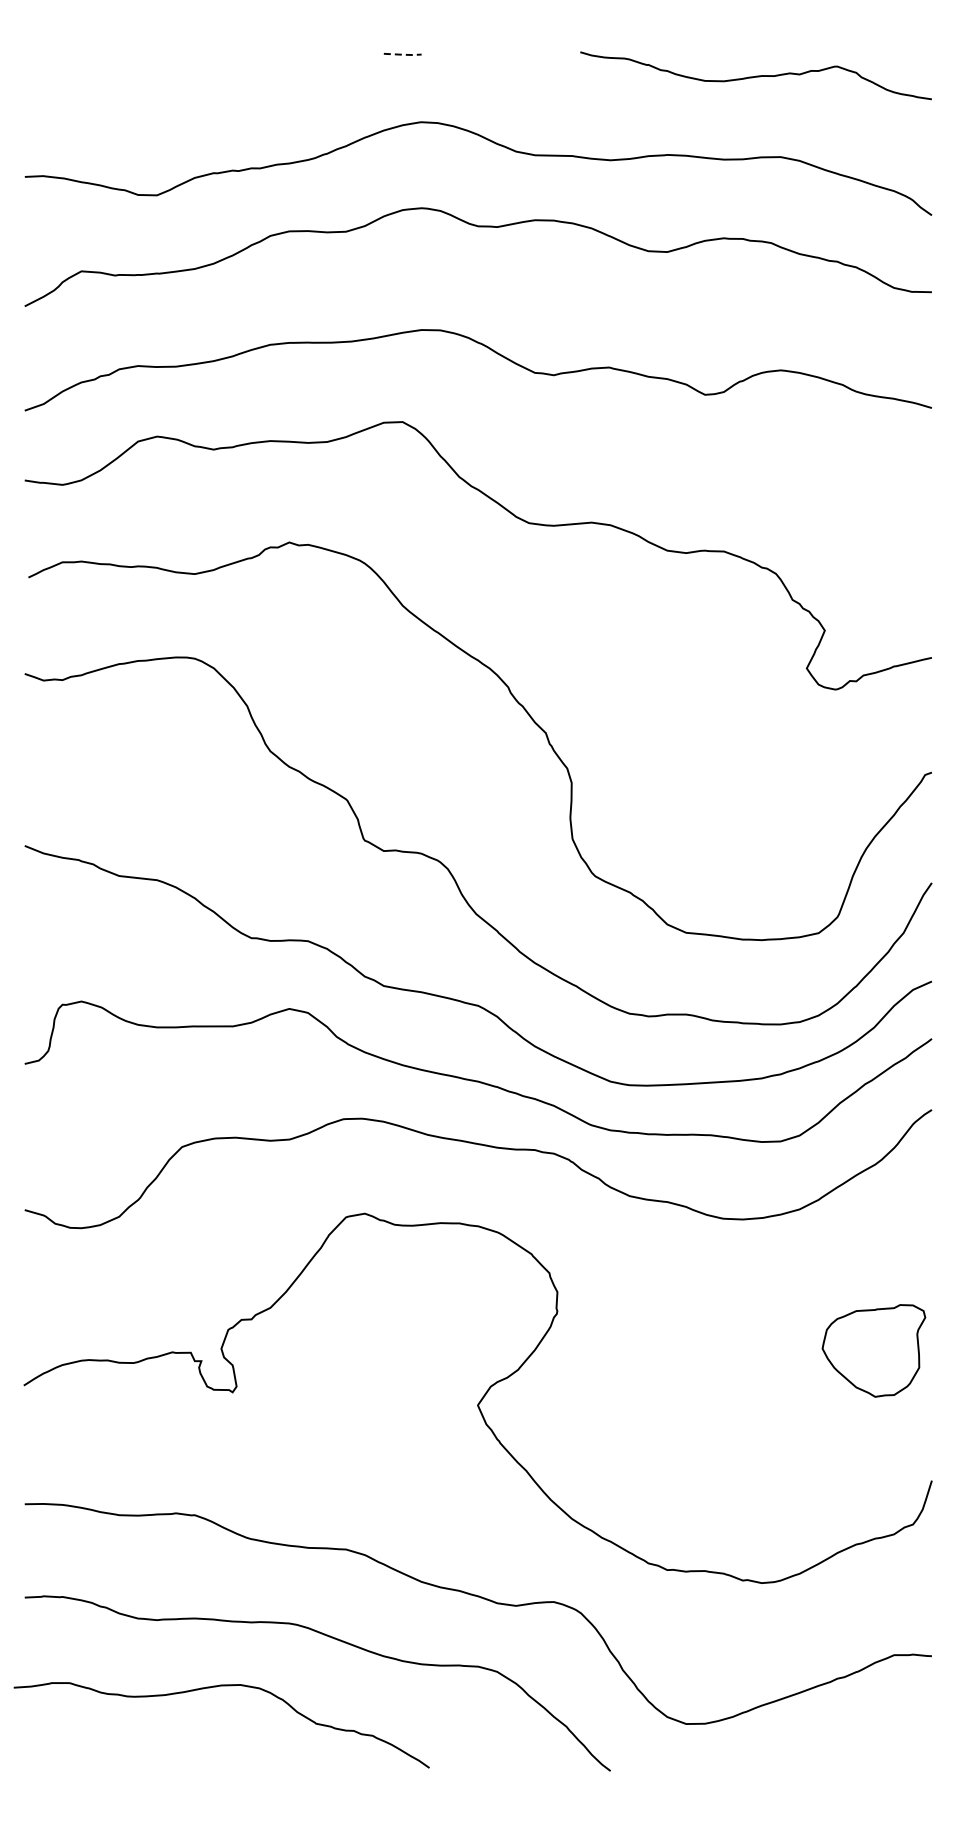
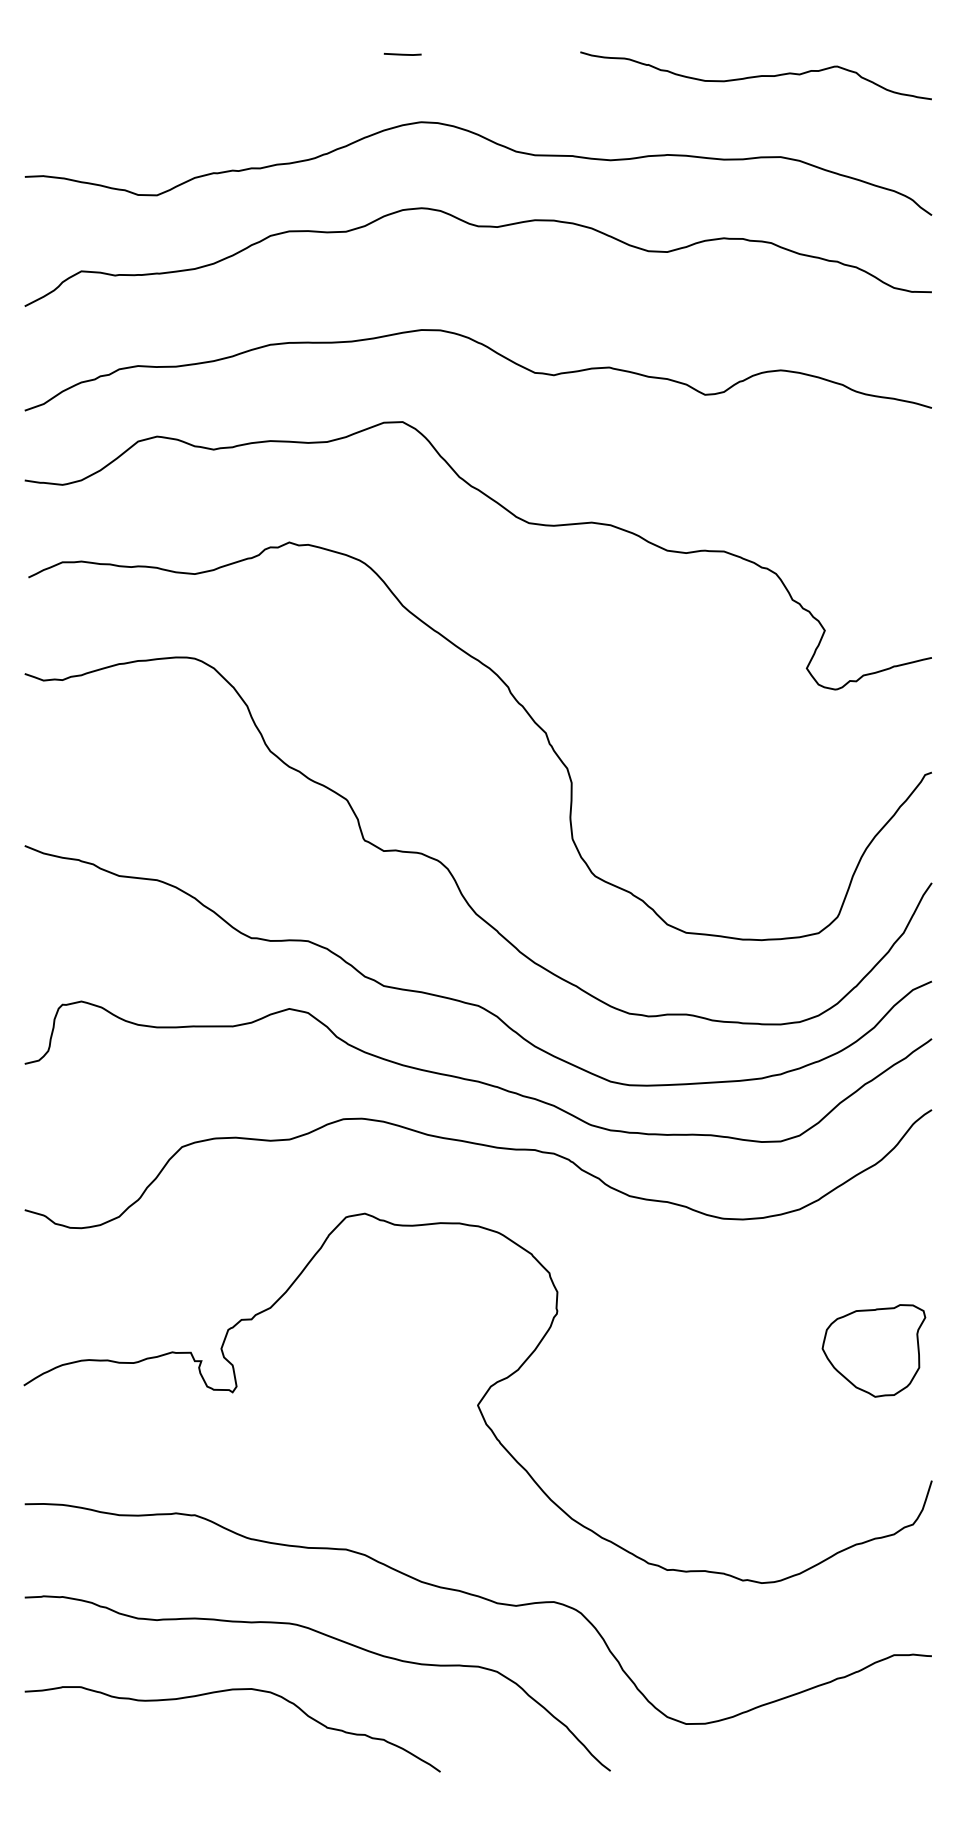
line: dashed -> solid (403, 54)
curve position: (216, 1687) -> (227, 1691) (227, 1691)
